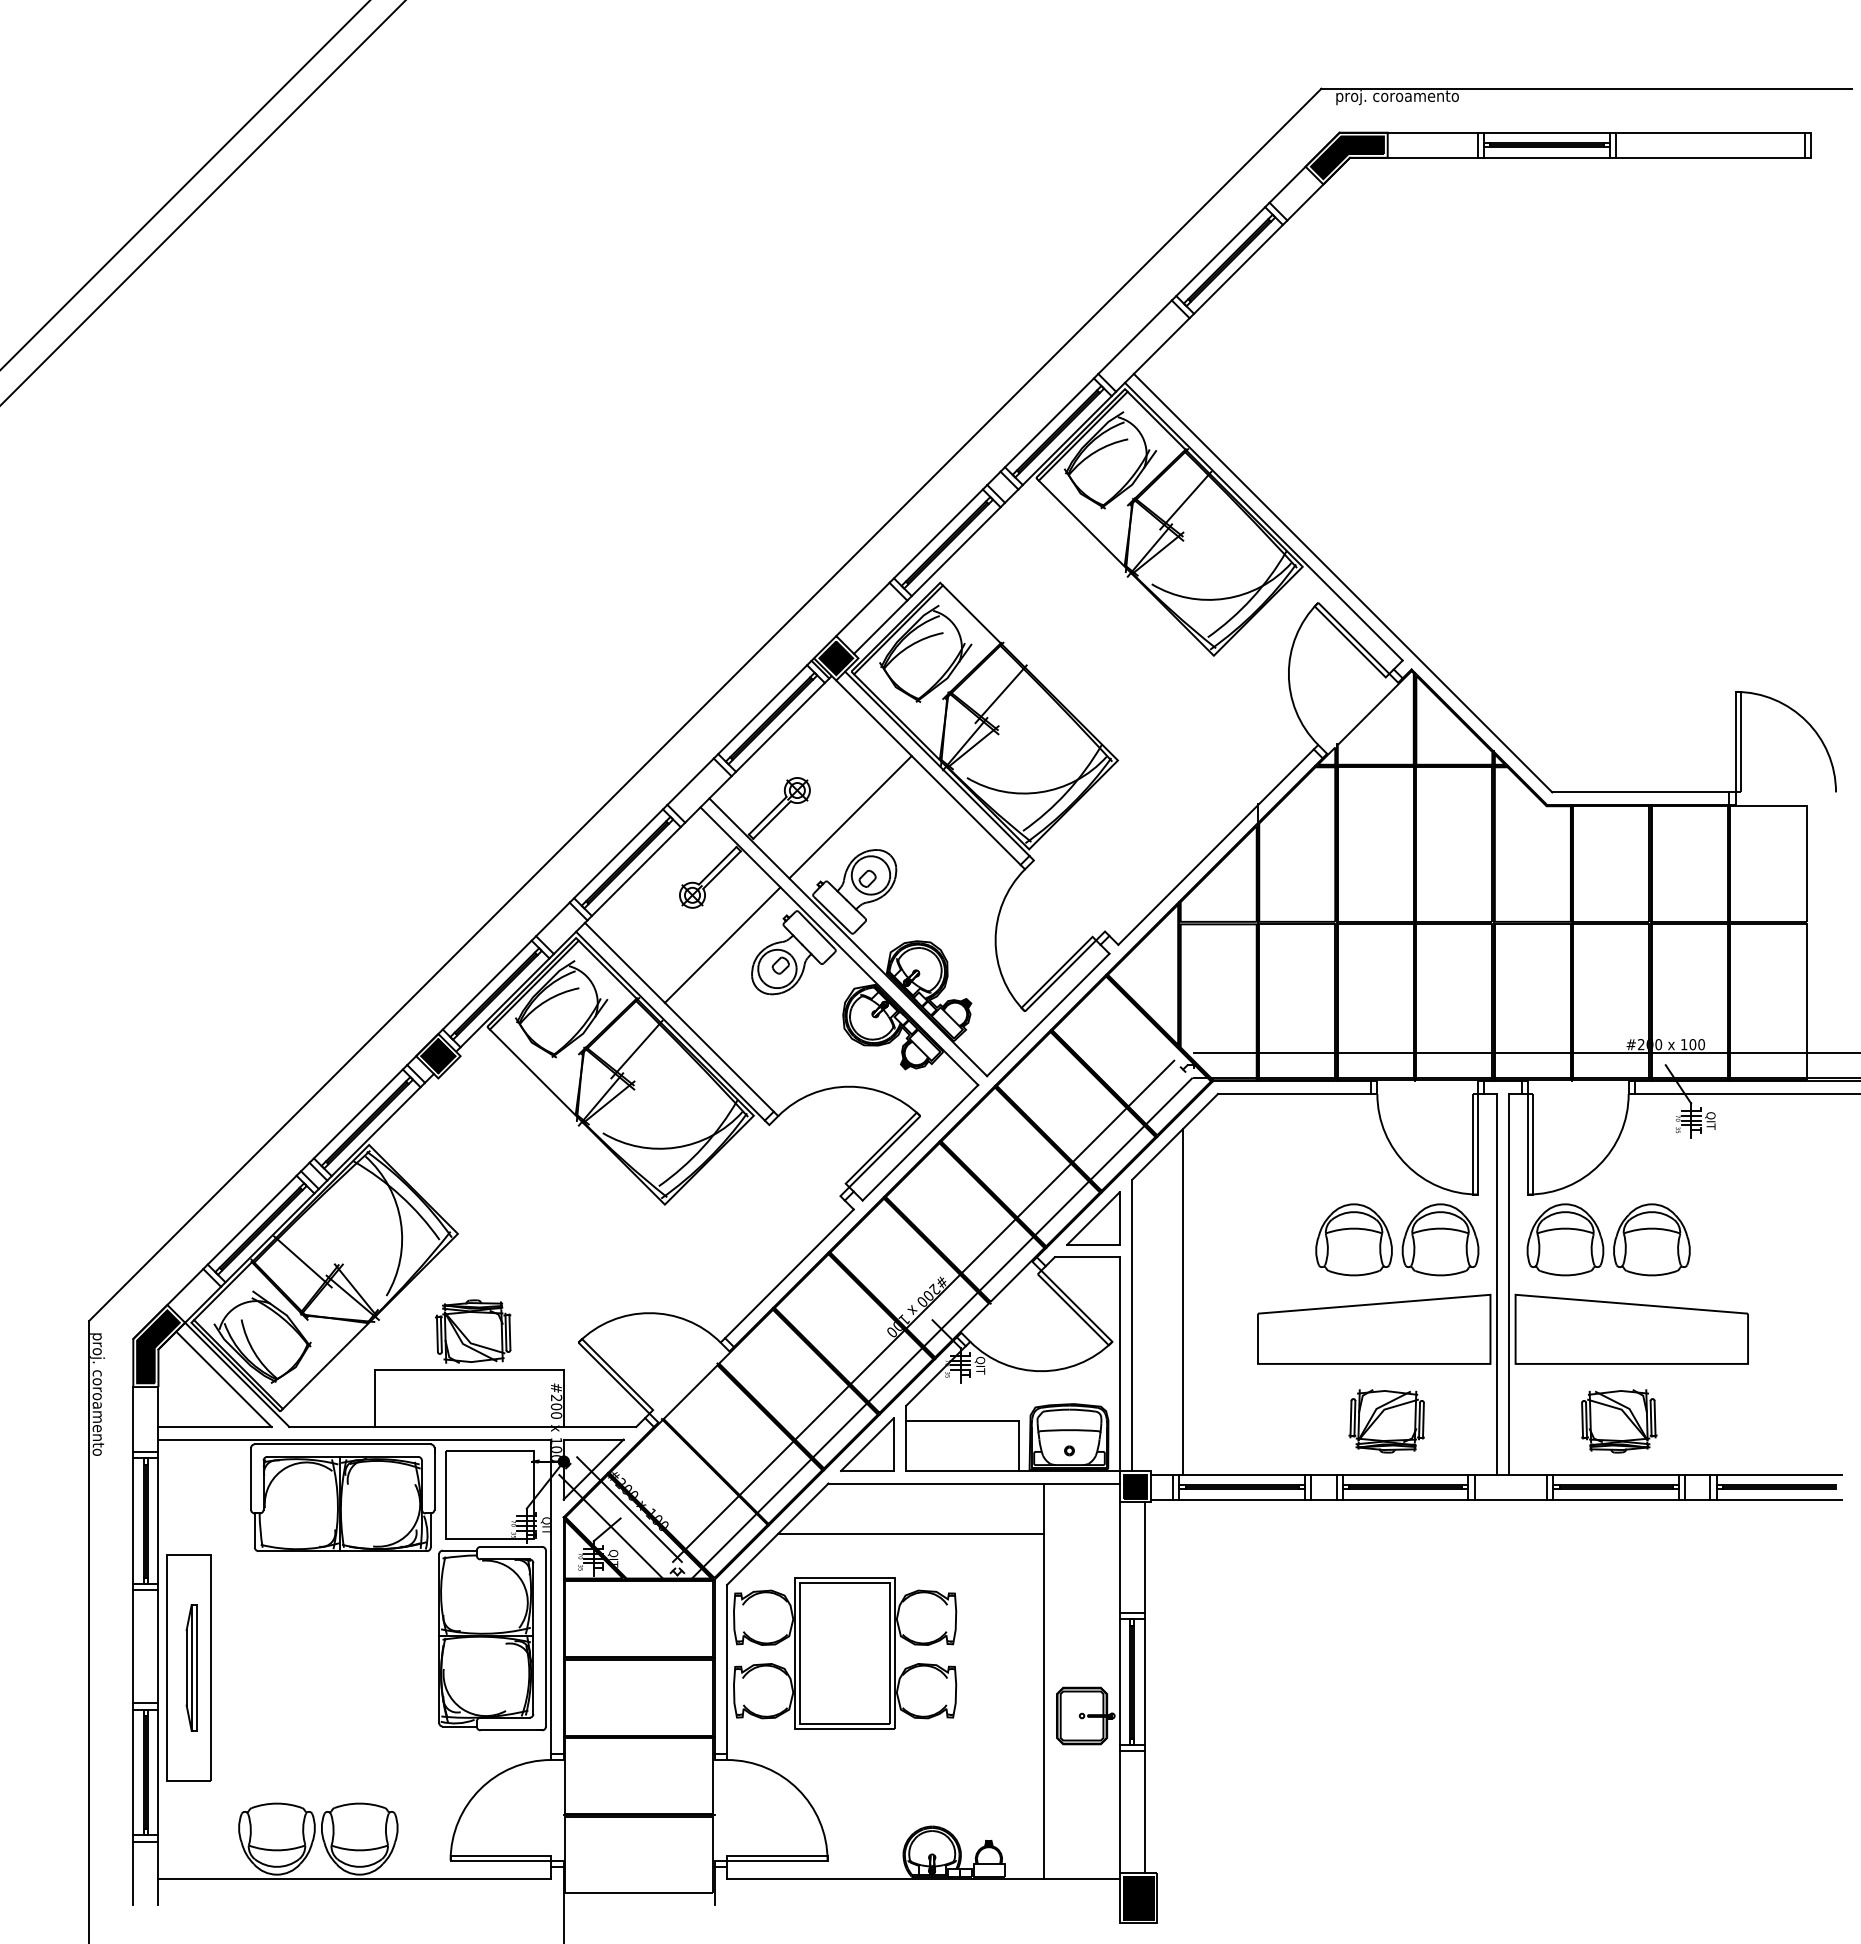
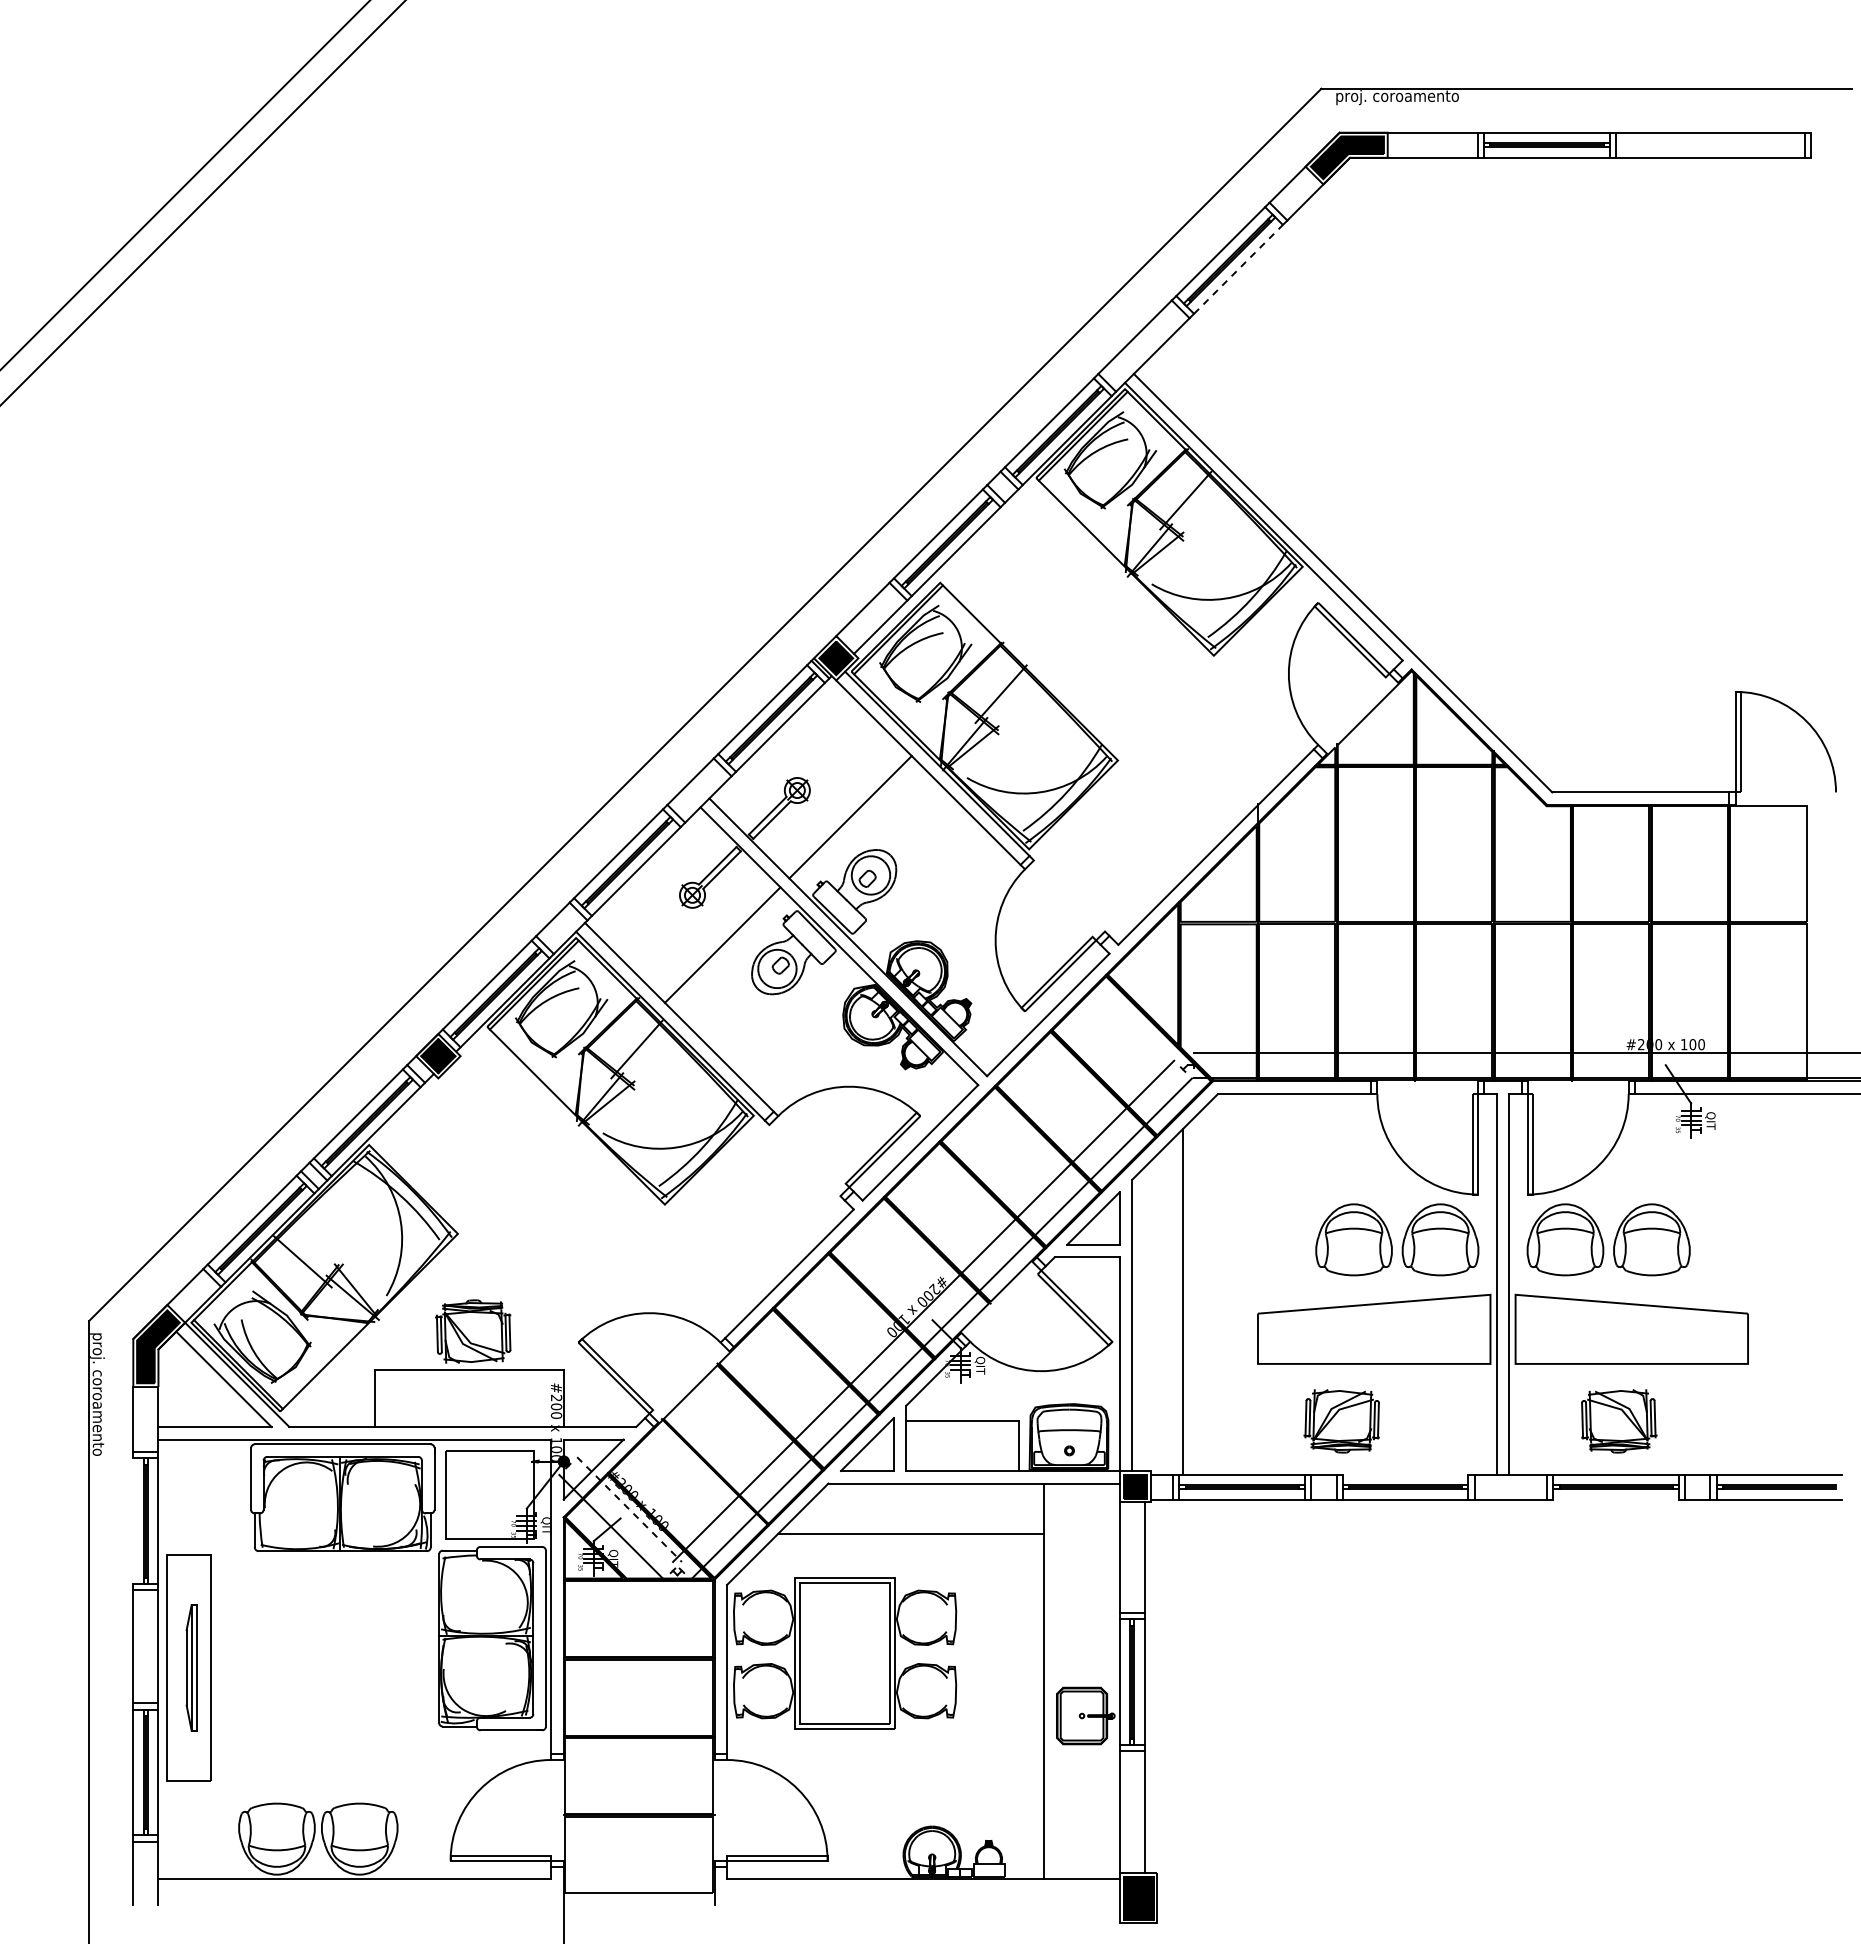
line: solid -> dashed (1238, 269)
part position: (1386, 1421) -> (1341, 1421) (1341, 1421)
line: present -> none (1405, 1474)
line: present -> none (1615, 1499)
line: solid -> dashed (629, 1509)
line: present -> none (133, 1521)
